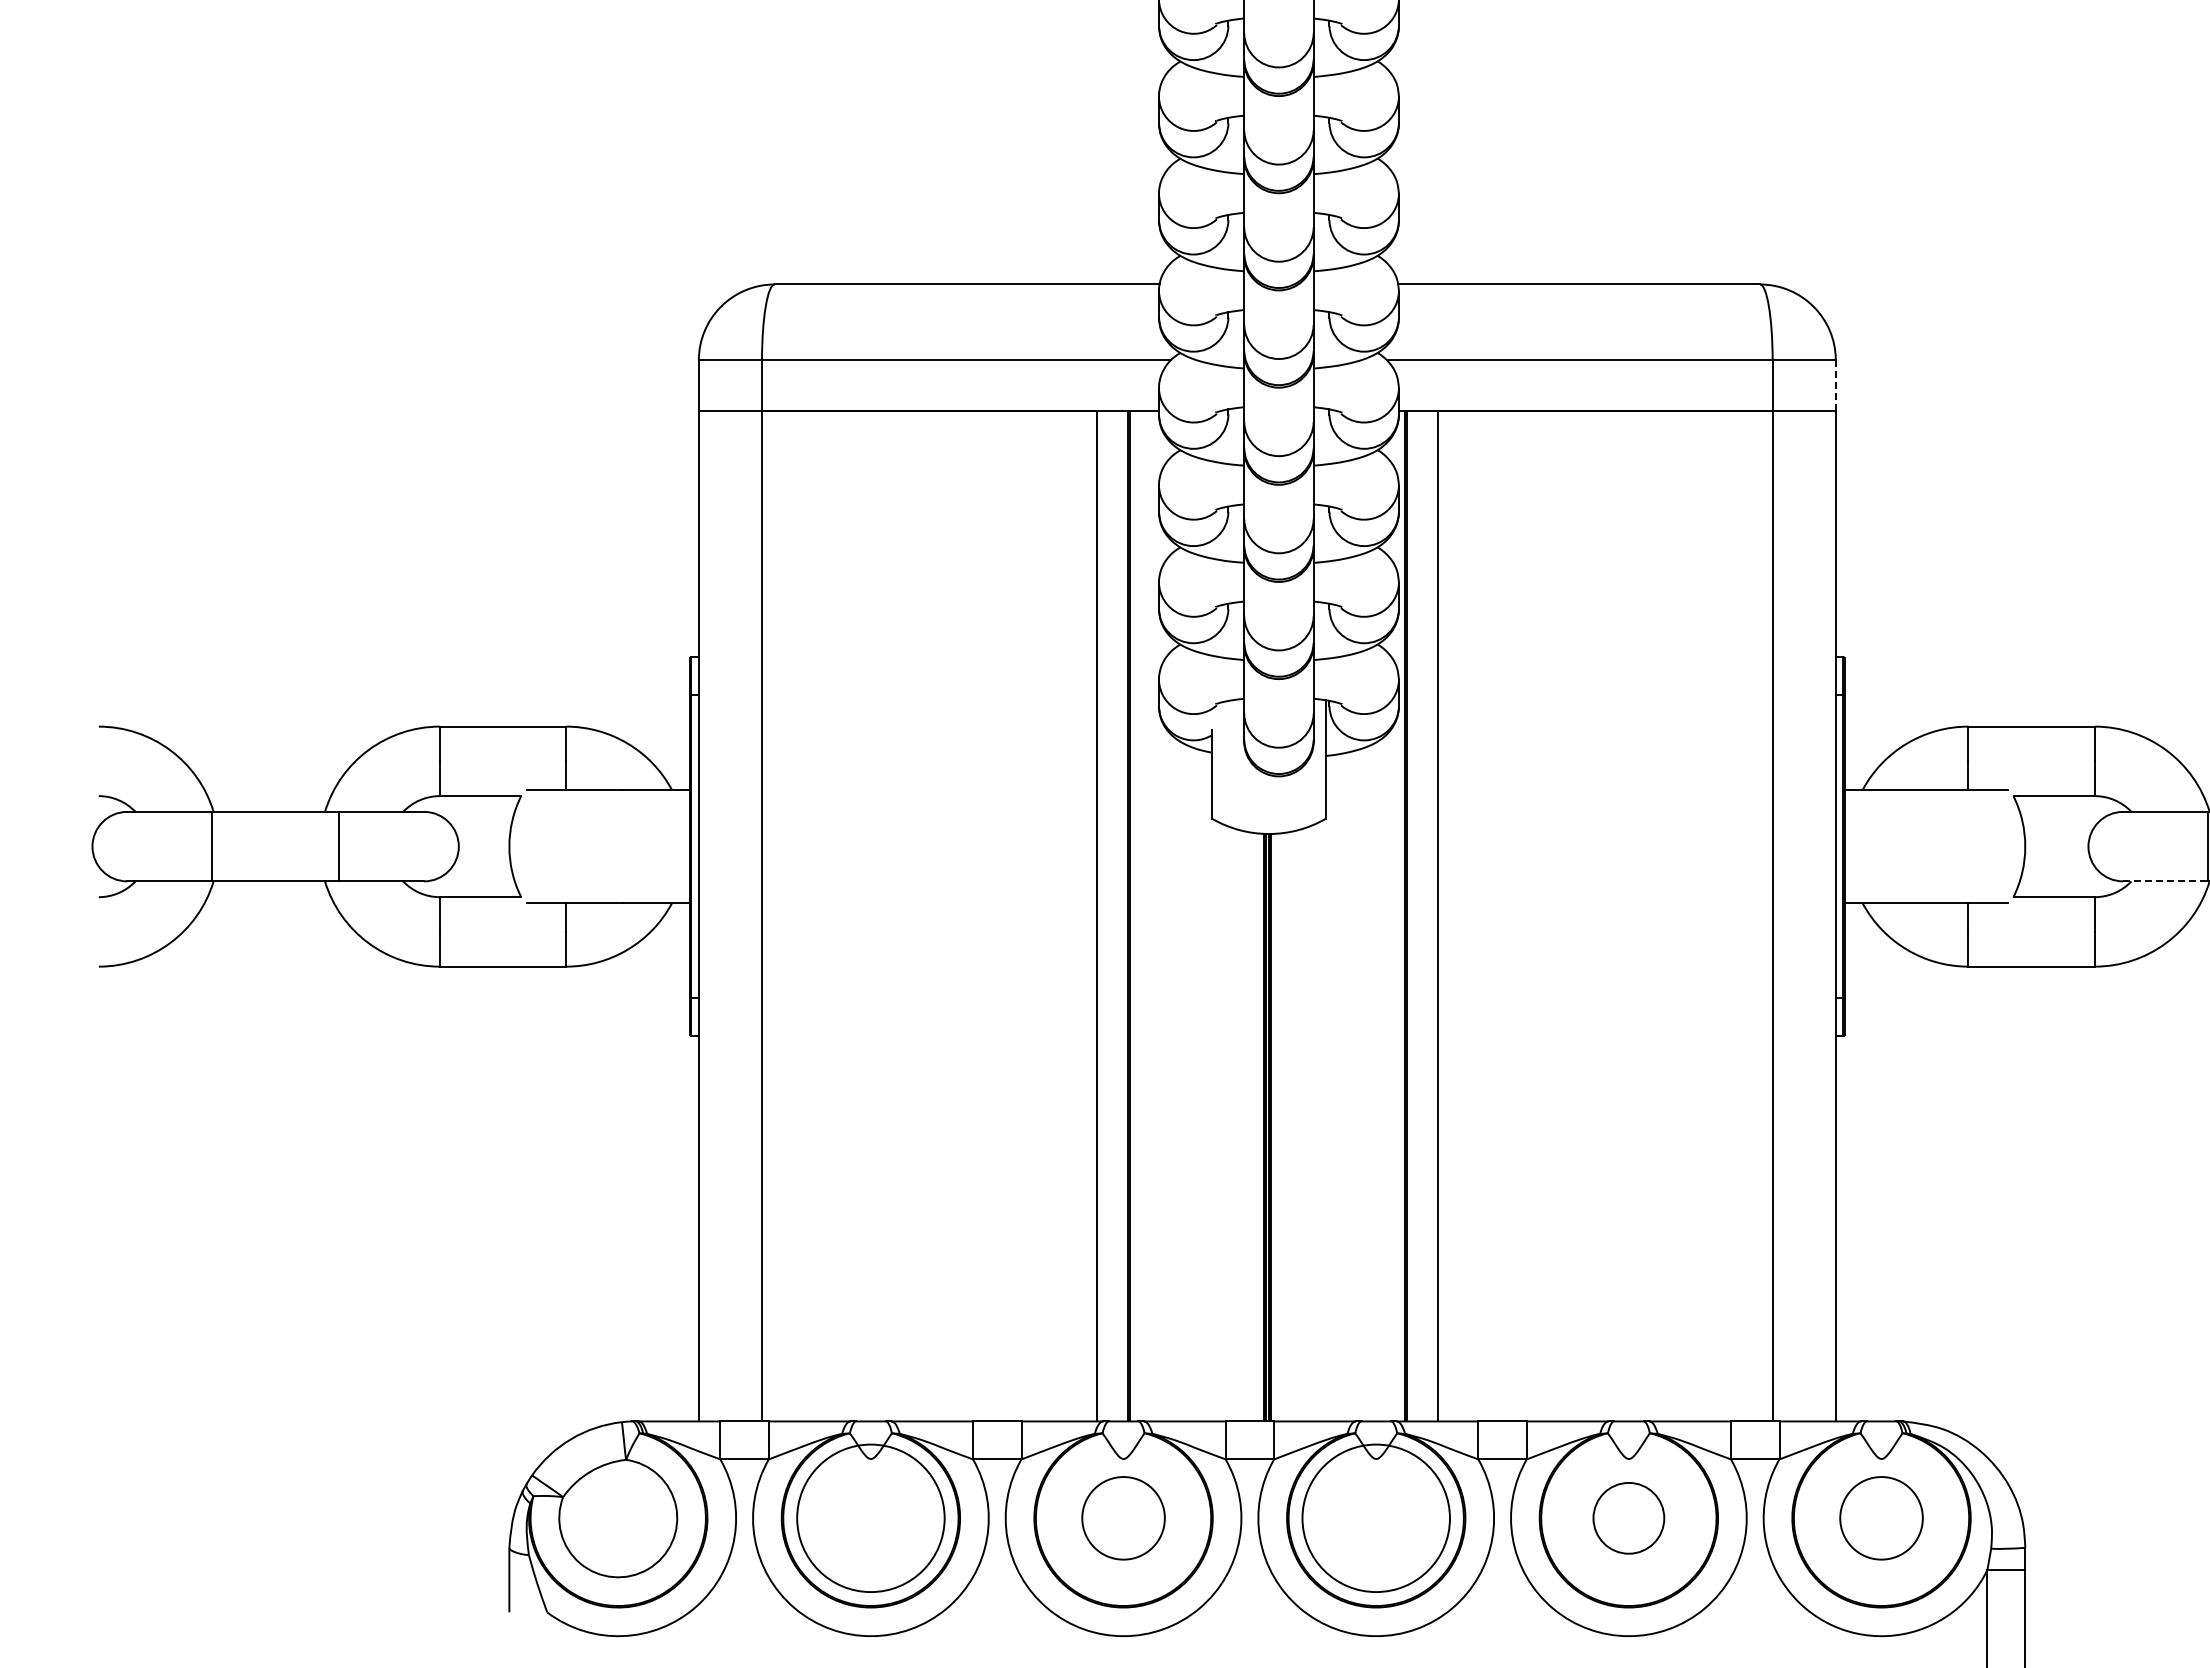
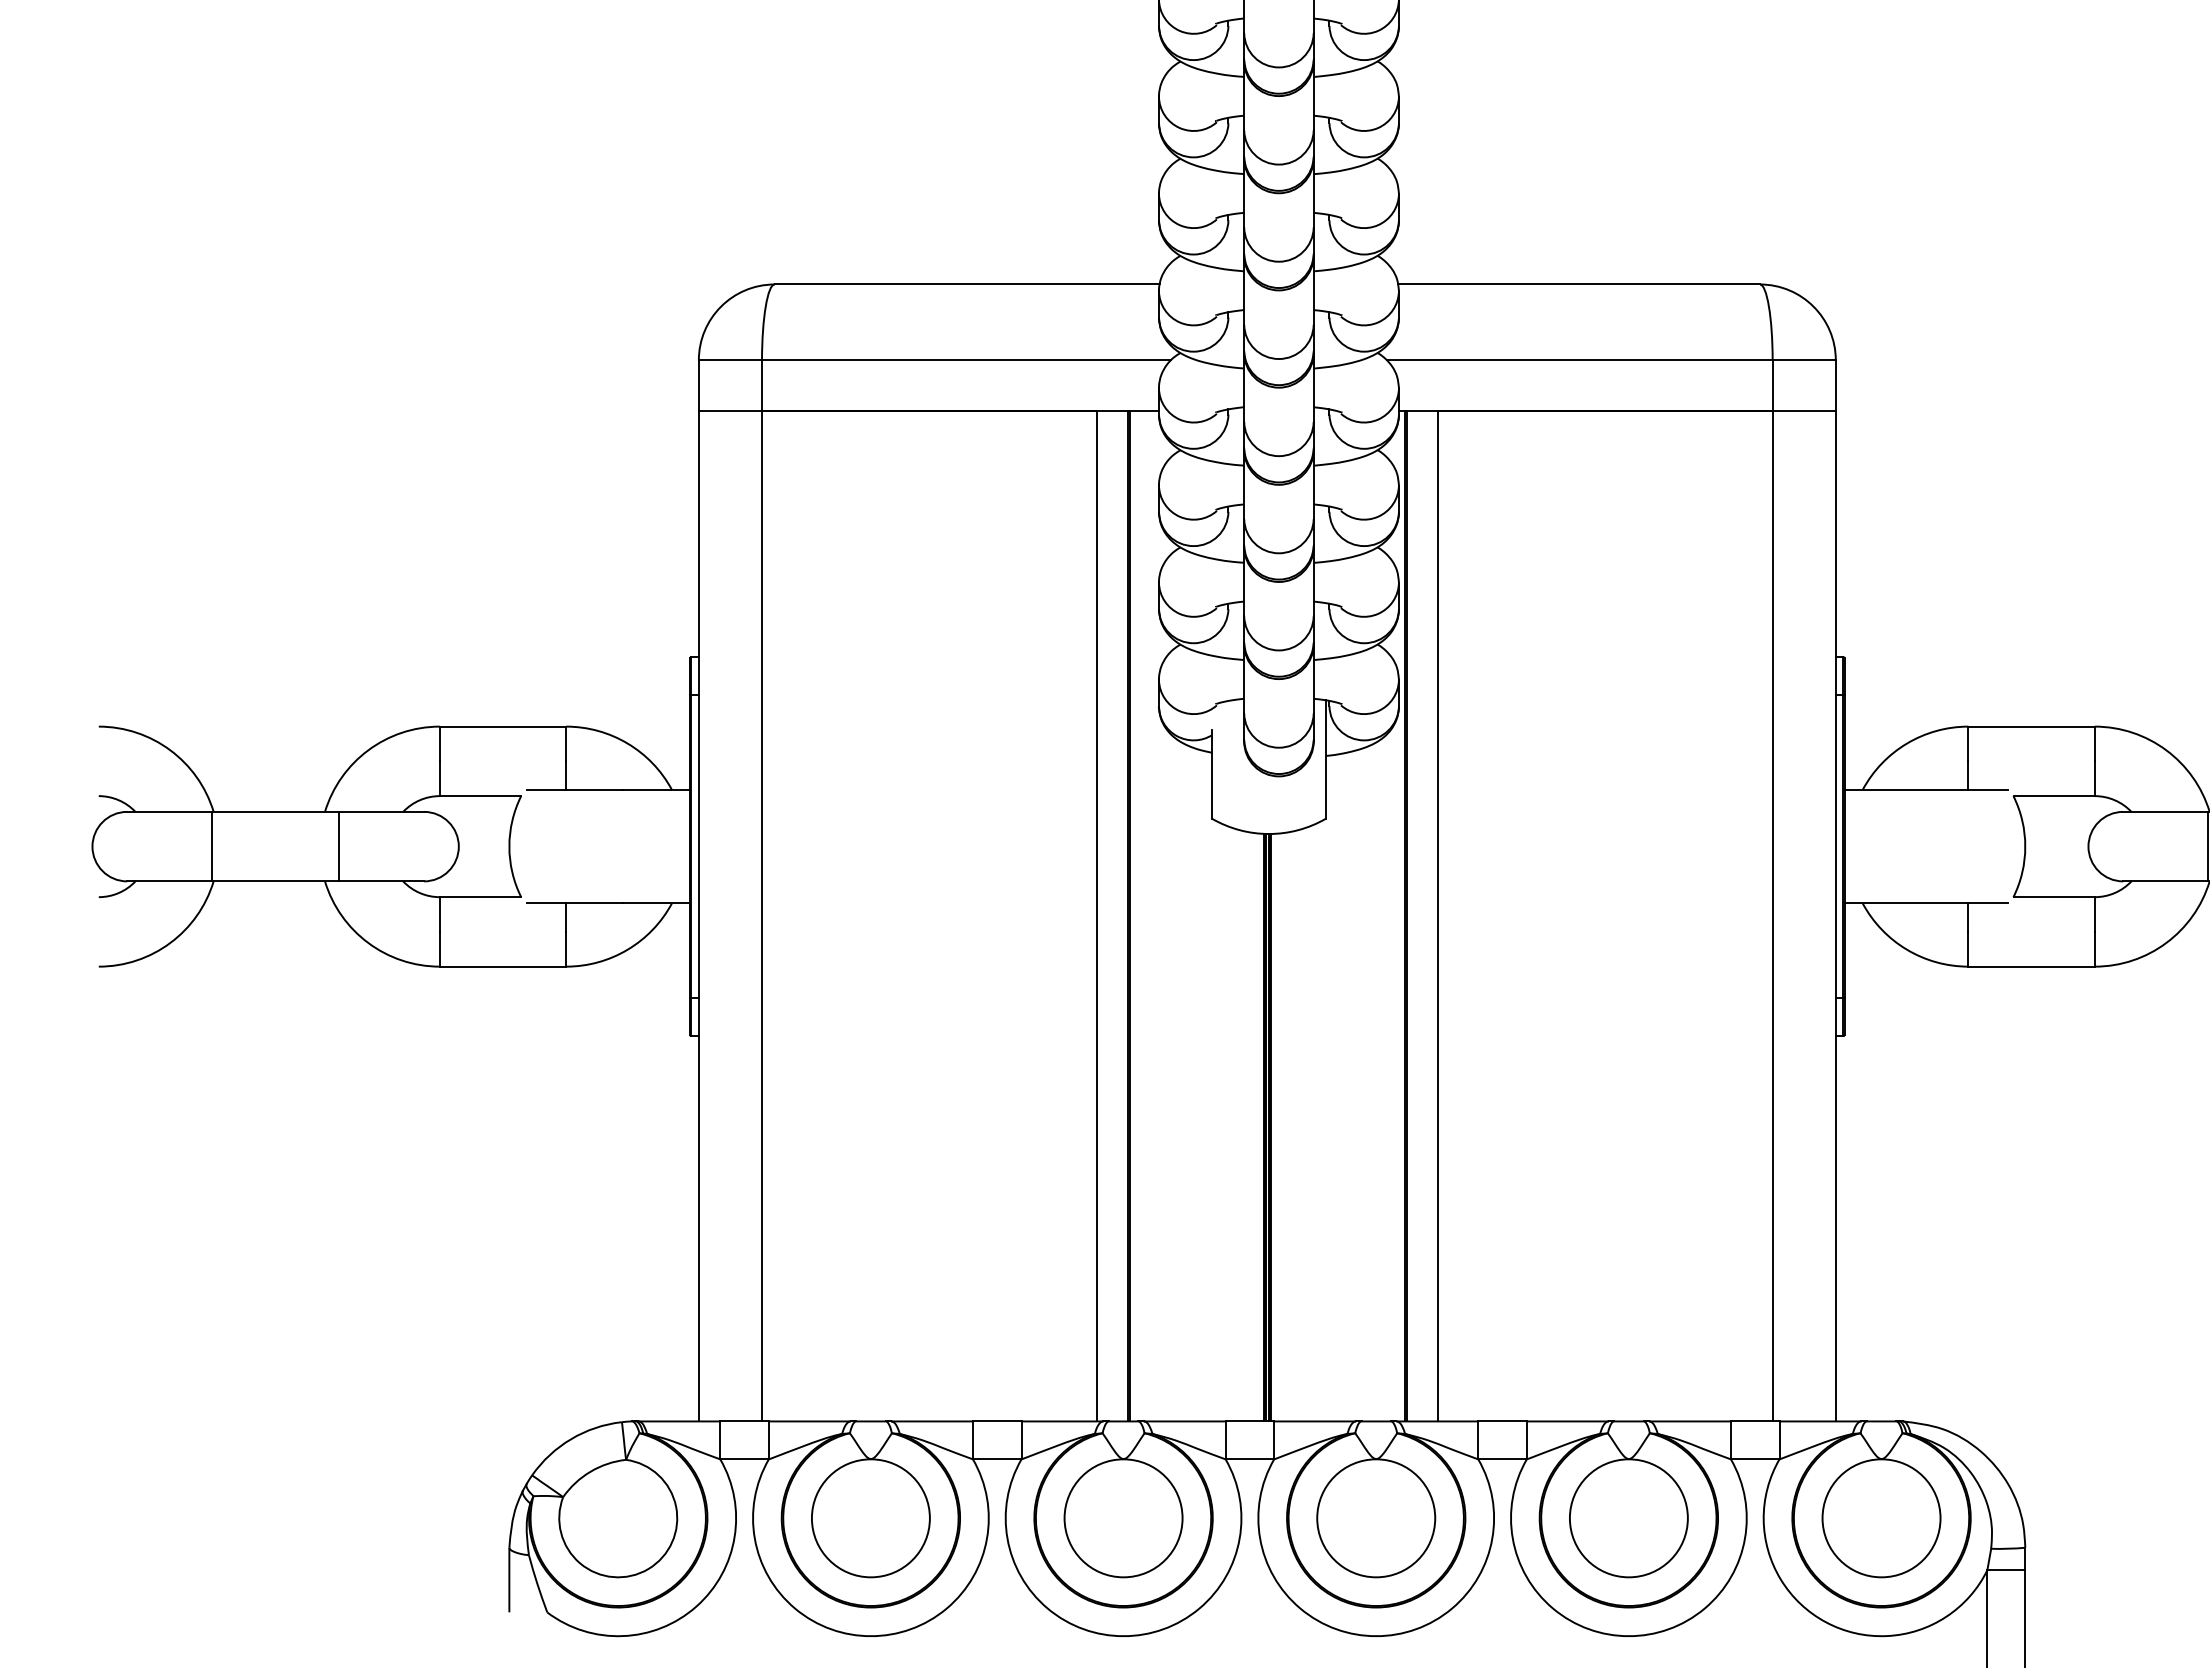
line: dashed -> solid (1835, 386)
line: dashed -> solid (2165, 881)
circle diameter: 71 px -> 118 px (1628, 1518)
circle diameter: 147 px -> 118 px (870, 1518)
circle diameter: 83 px -> 118 px (1123, 1518)
circle diameter: 147 px -> 118 px (1376, 1518)
circle diameter: 83 px -> 118 px (1881, 1518)
